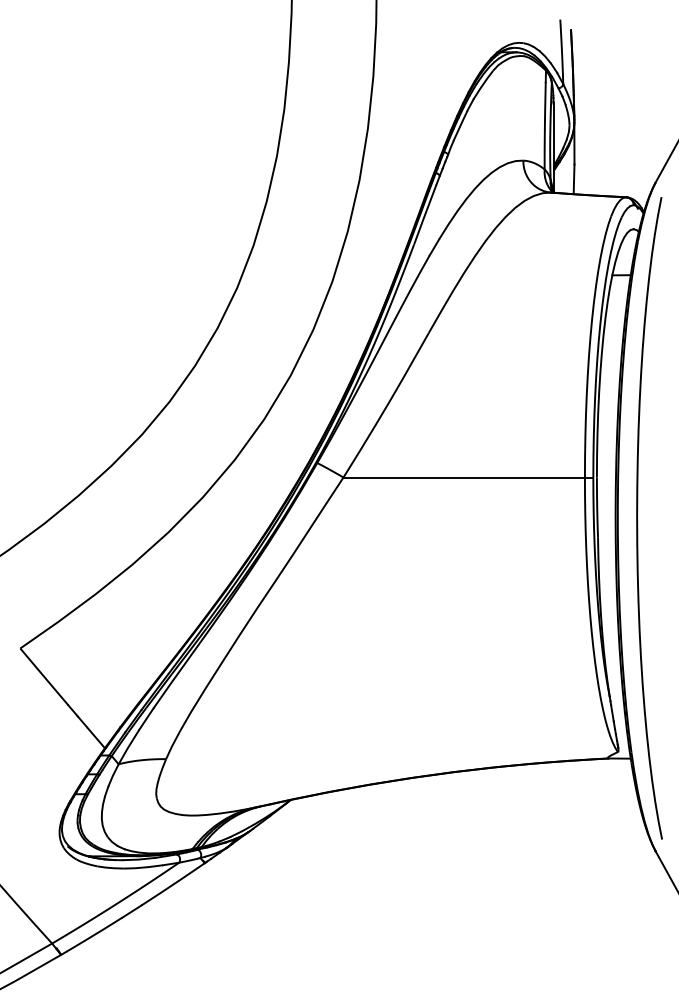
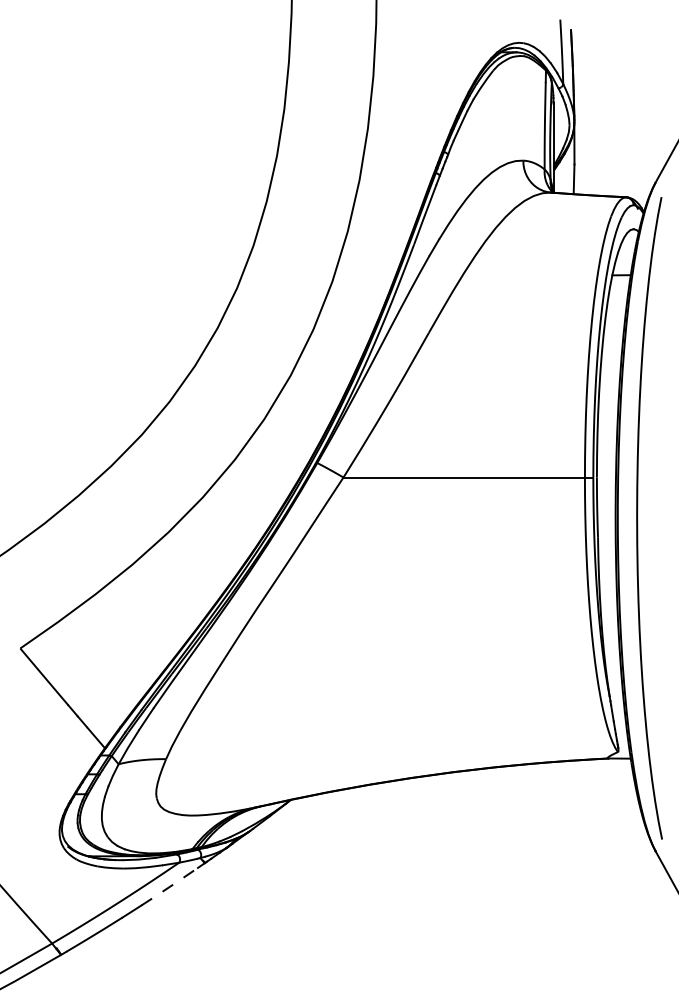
line: solid -> dashed (170, 886)
